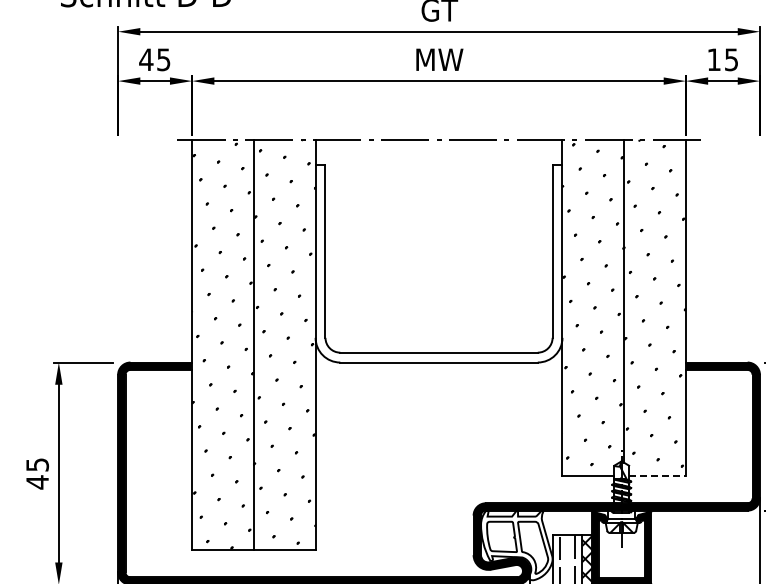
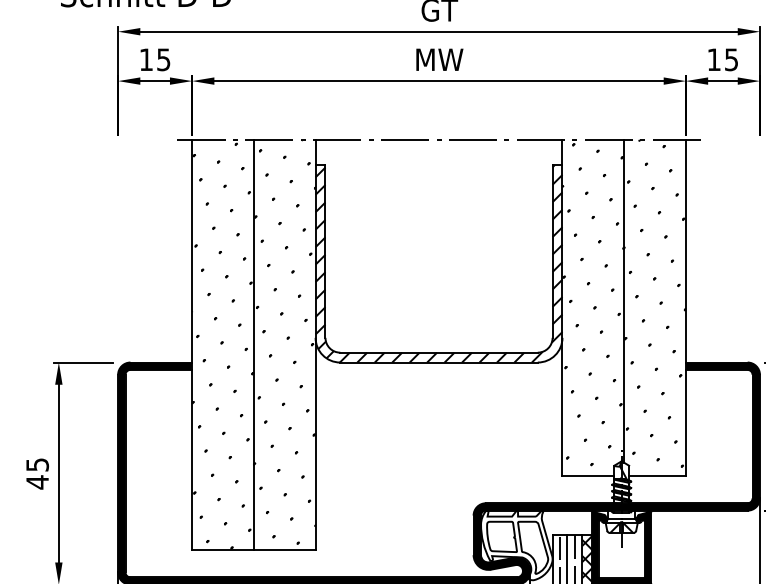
text: 45 -> 15 (146, 59)
hatch: none -> present (438, 263)
line: dashed -> solid (658, 476)
line: none -> present (567, 557)
